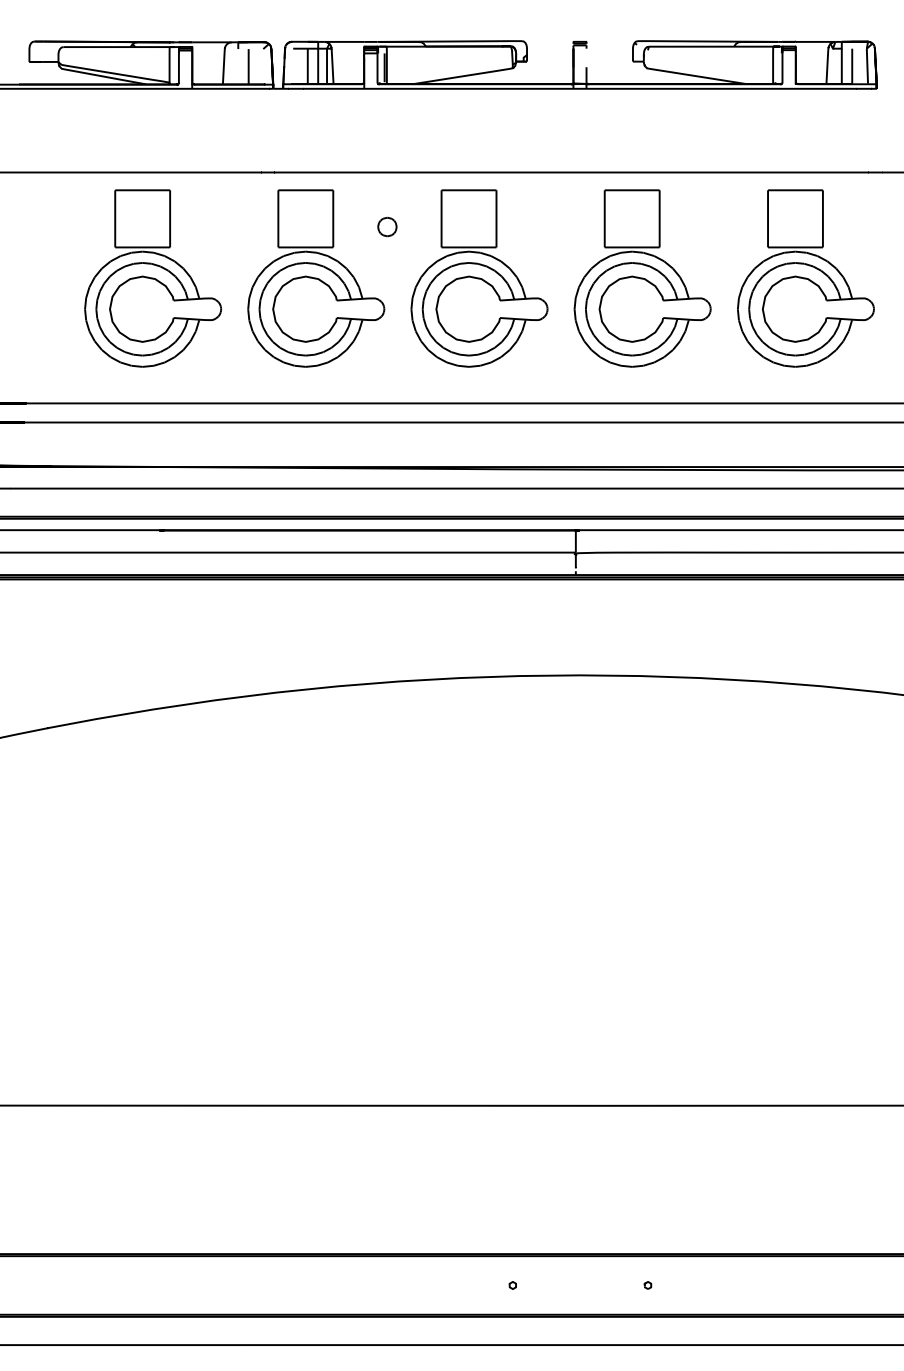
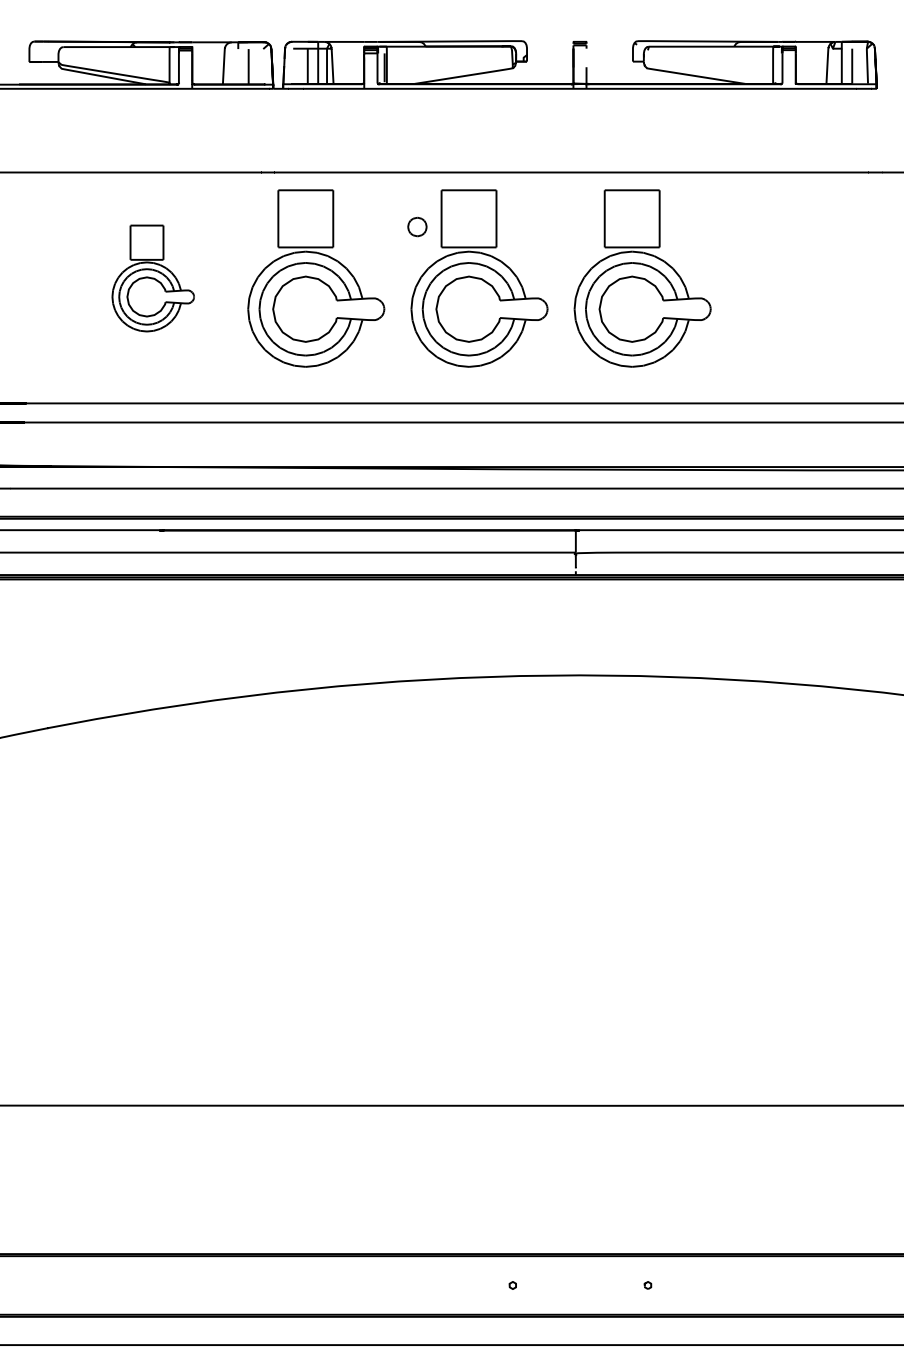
part position: (387, 226) -> (417, 226) (417, 226)
part size: 139x179 px -> 84x109 px (152, 278)
part: present -> none (805, 278)
